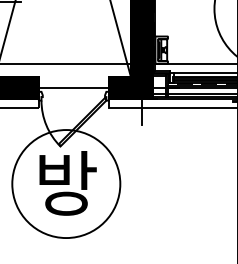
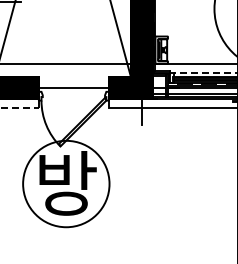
line: solid -> dashed (205, 72)
line: solid -> dashed (19, 107)
circle diameter: 108 px -> 86 px (66, 183)
